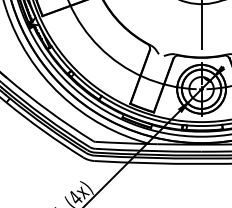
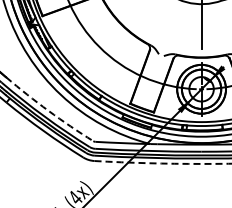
arc: solid -> dashed (48, 110)
arc: solid -> dashed (163, 163)
